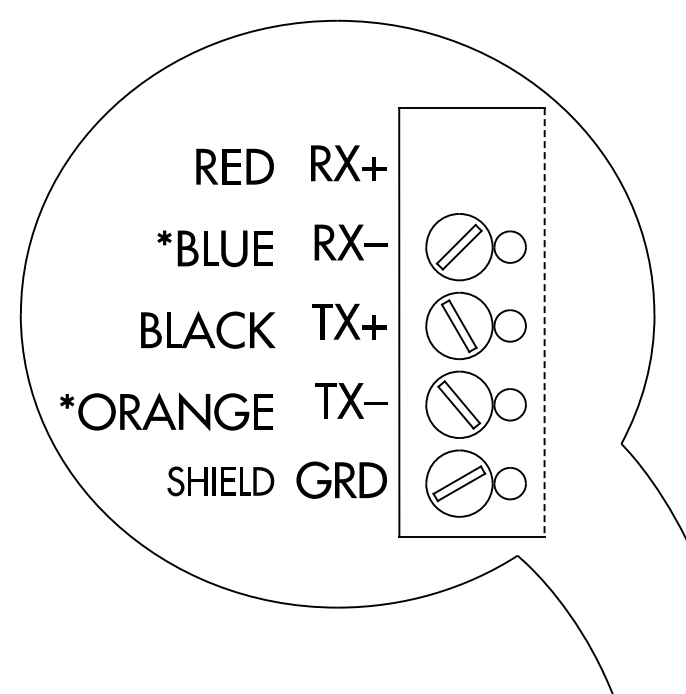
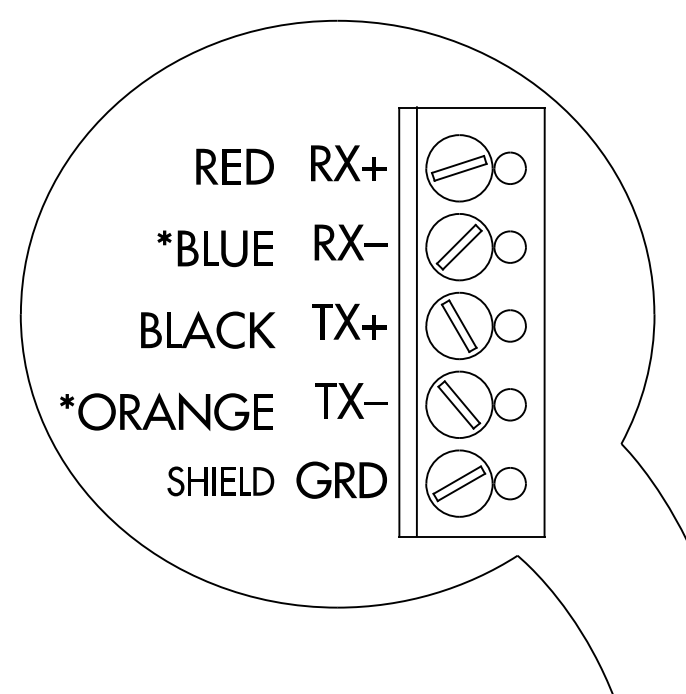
part: none -> present (475, 168)
line: none -> present (416, 321)
line: dashed -> solid (544, 323)
